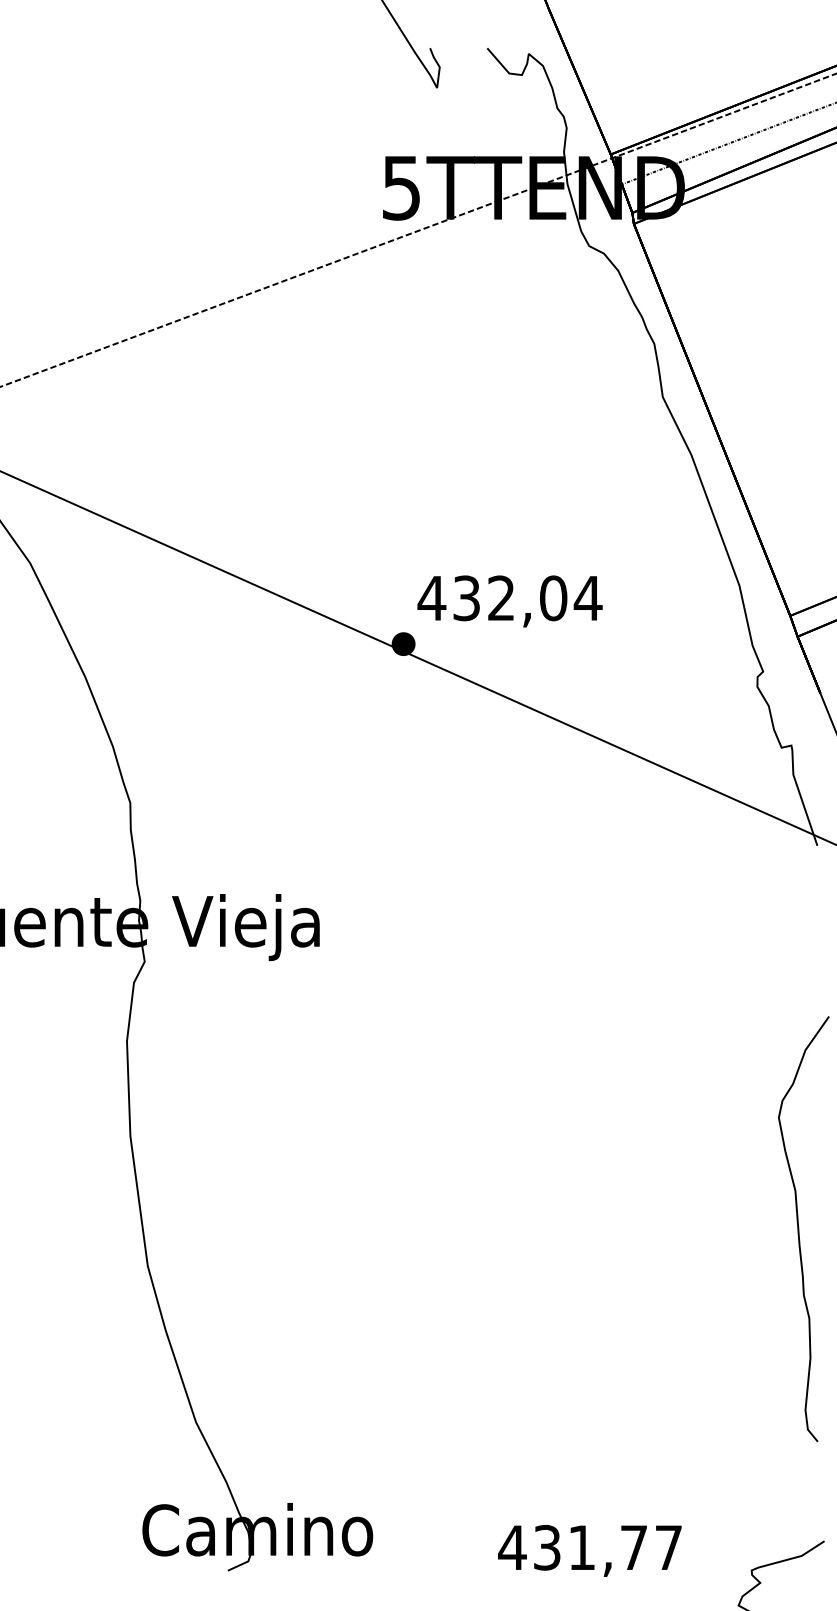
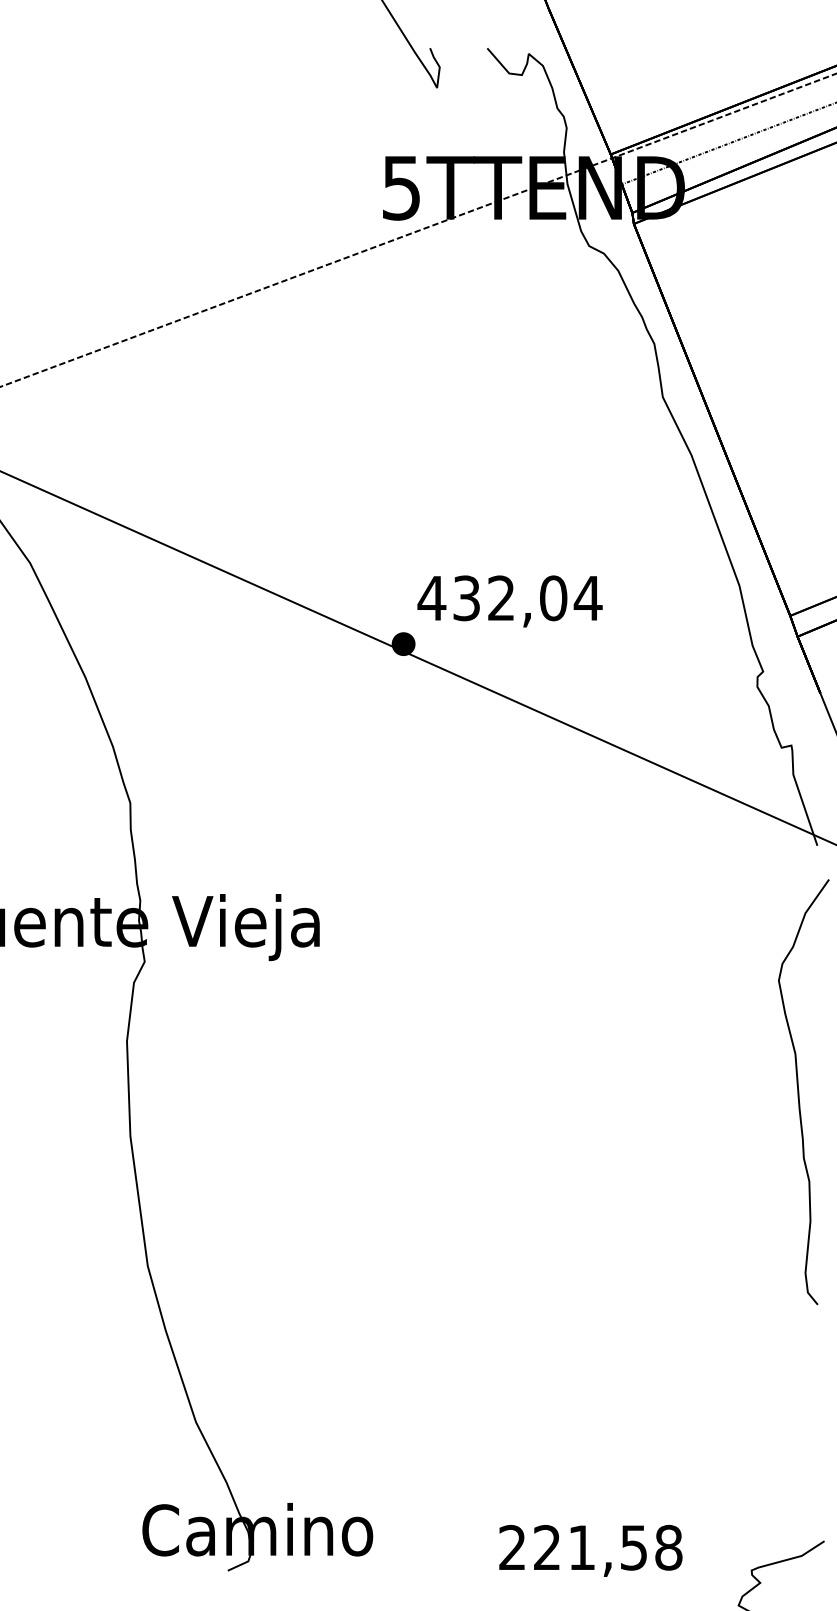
curve position: (799, 1229) -> (799, 1092) (799, 1092)
text: 431,77 -> 221,58 (590, 1547)
